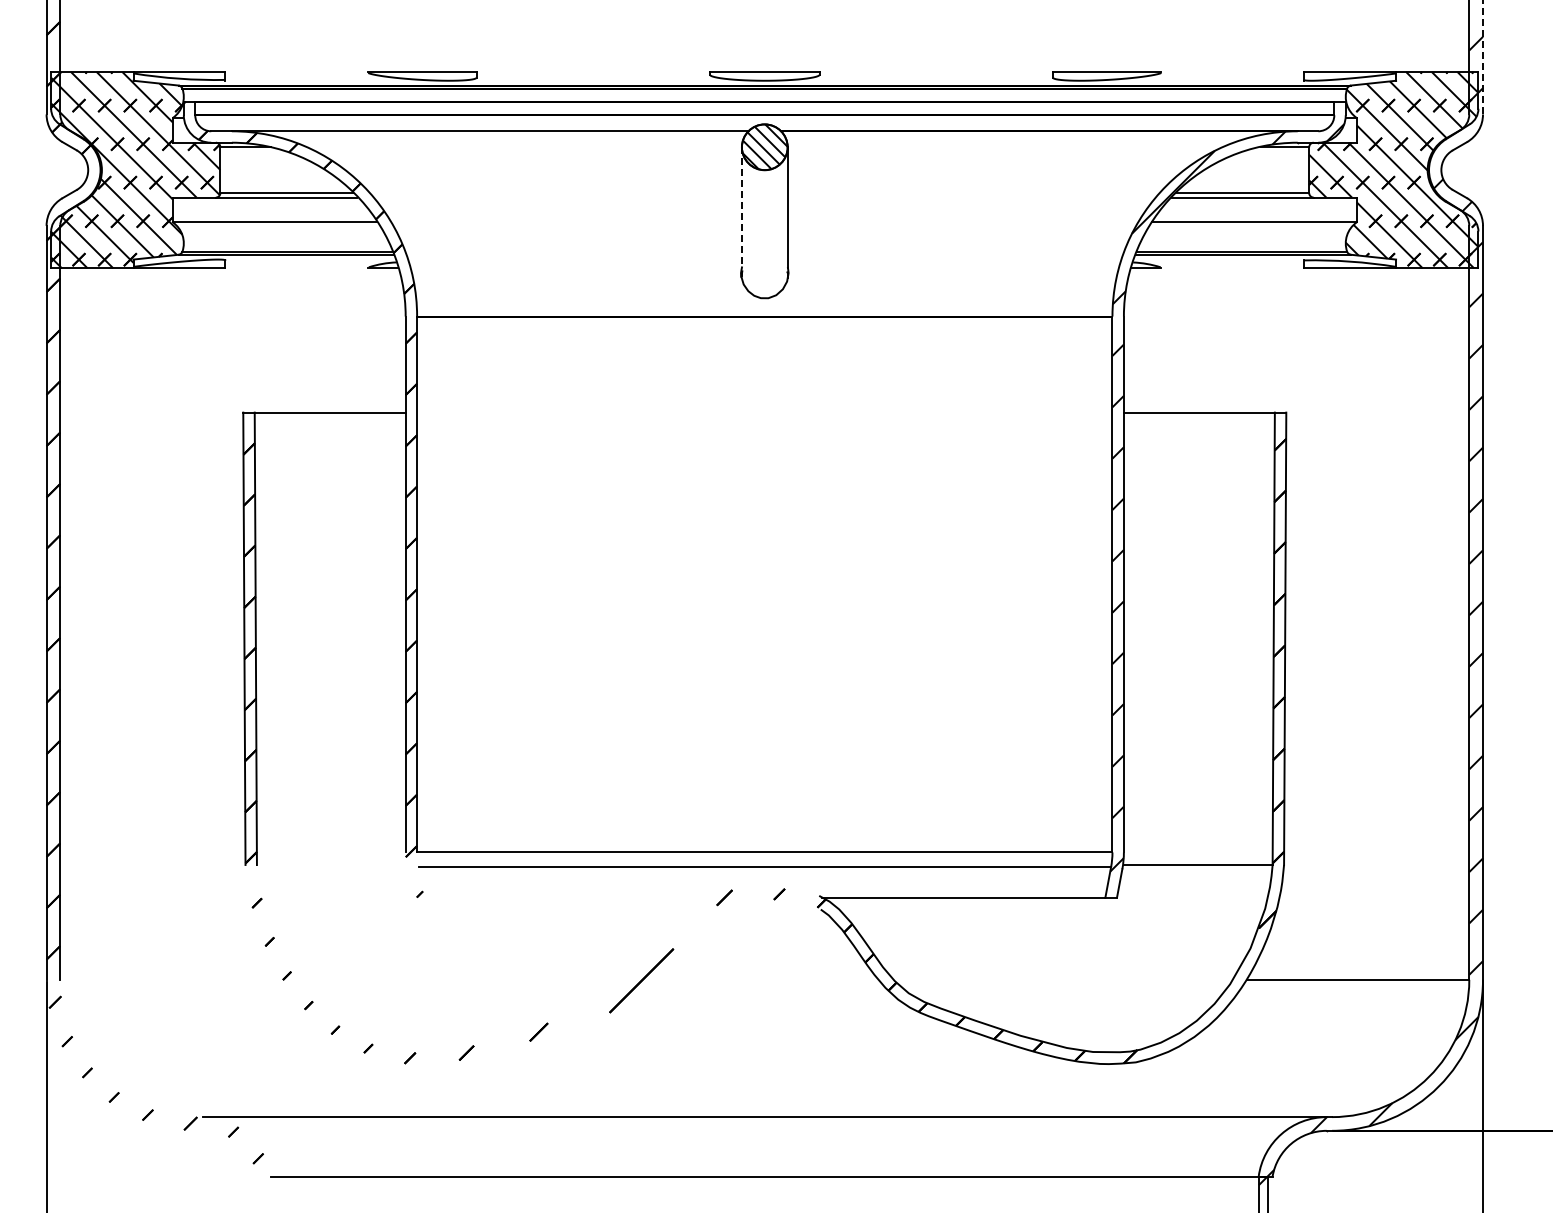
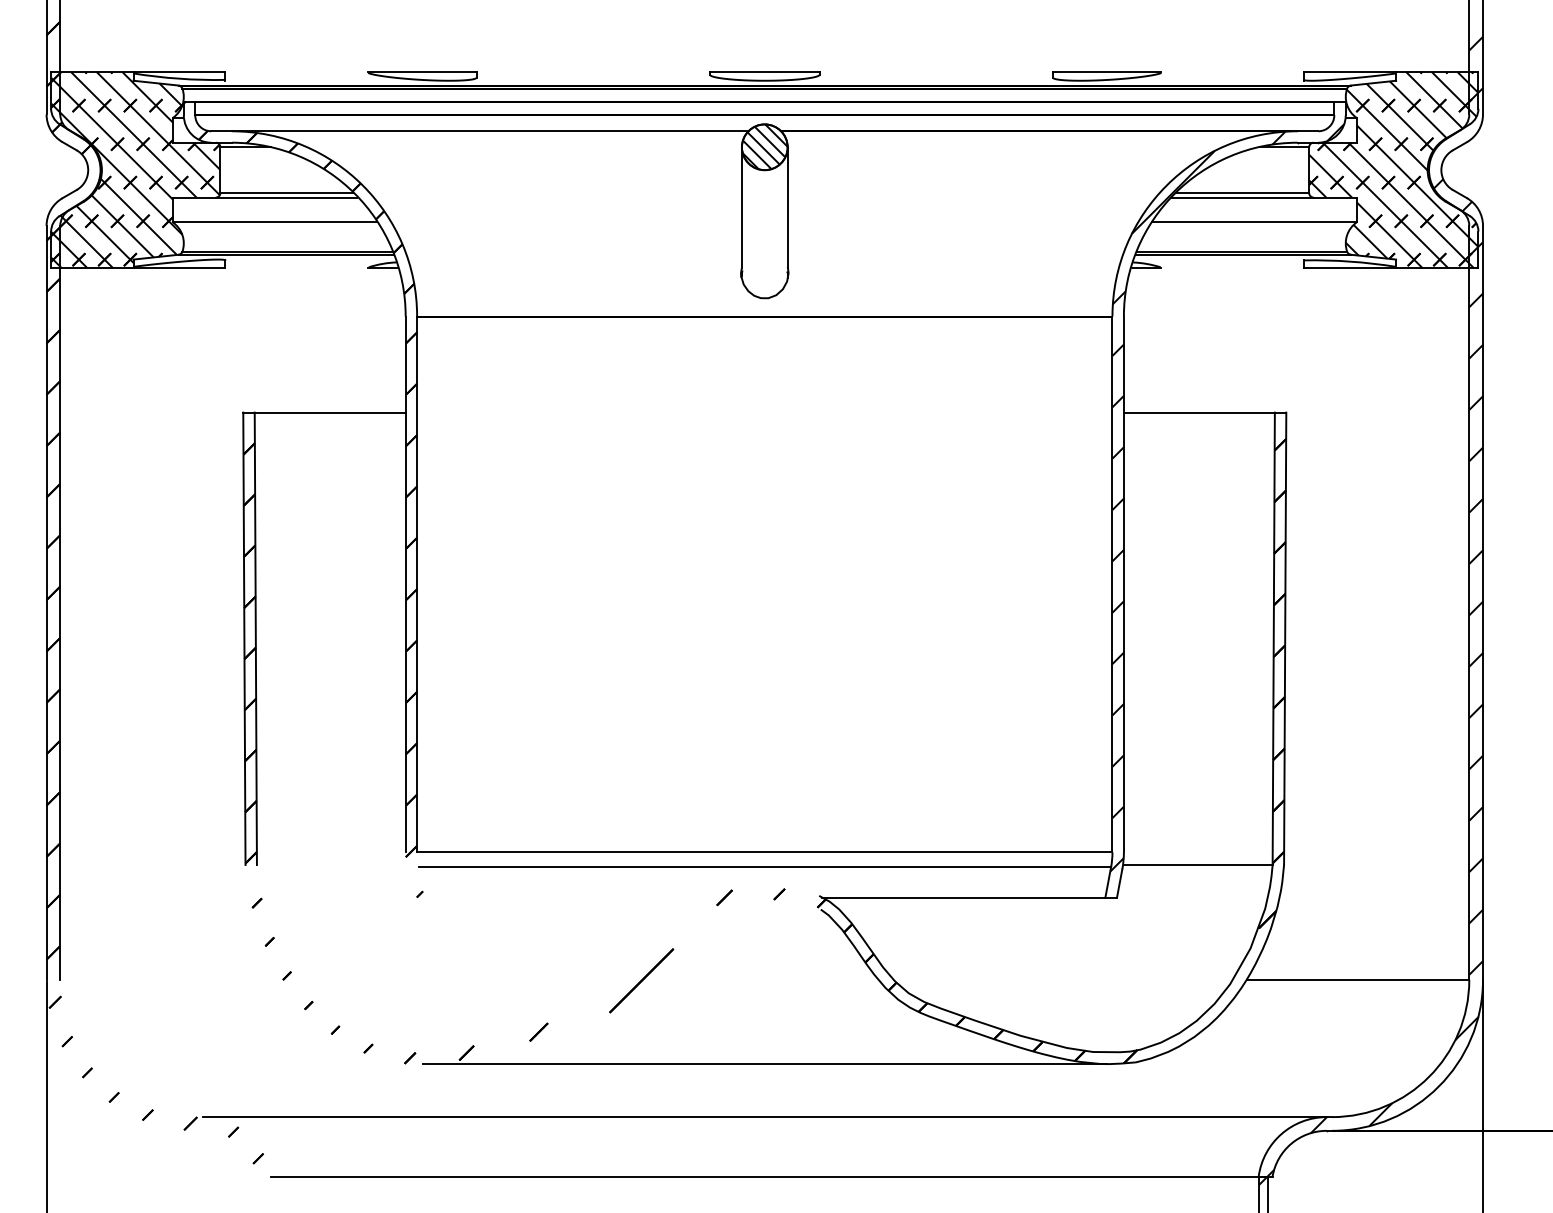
line: dashed -> solid (1483, 57)
line: dashed -> solid (741, 208)
line: none -> present (764, 1064)
